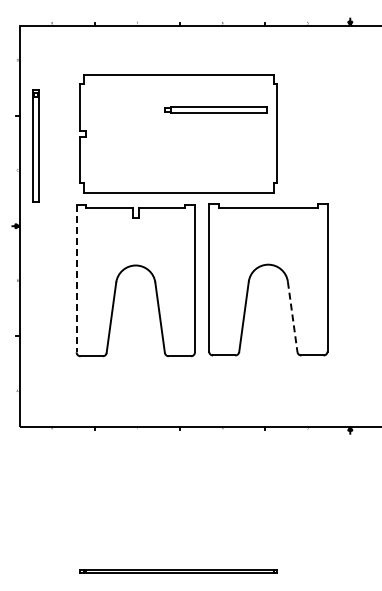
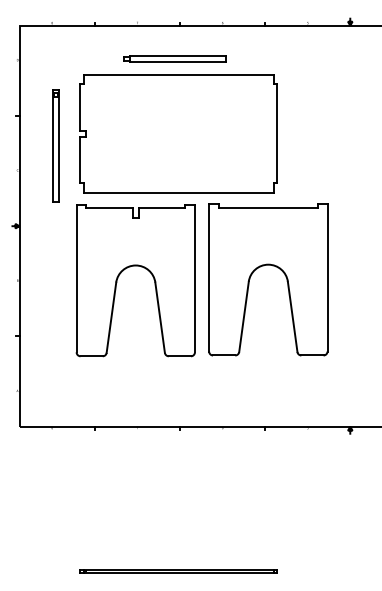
part position: (215, 109) -> (174, 58) (174, 58)
part position: (35, 145) -> (55, 145) (55, 145)
line: dashed -> solid (76, 278)
line: dashed -> solid (292, 317)
